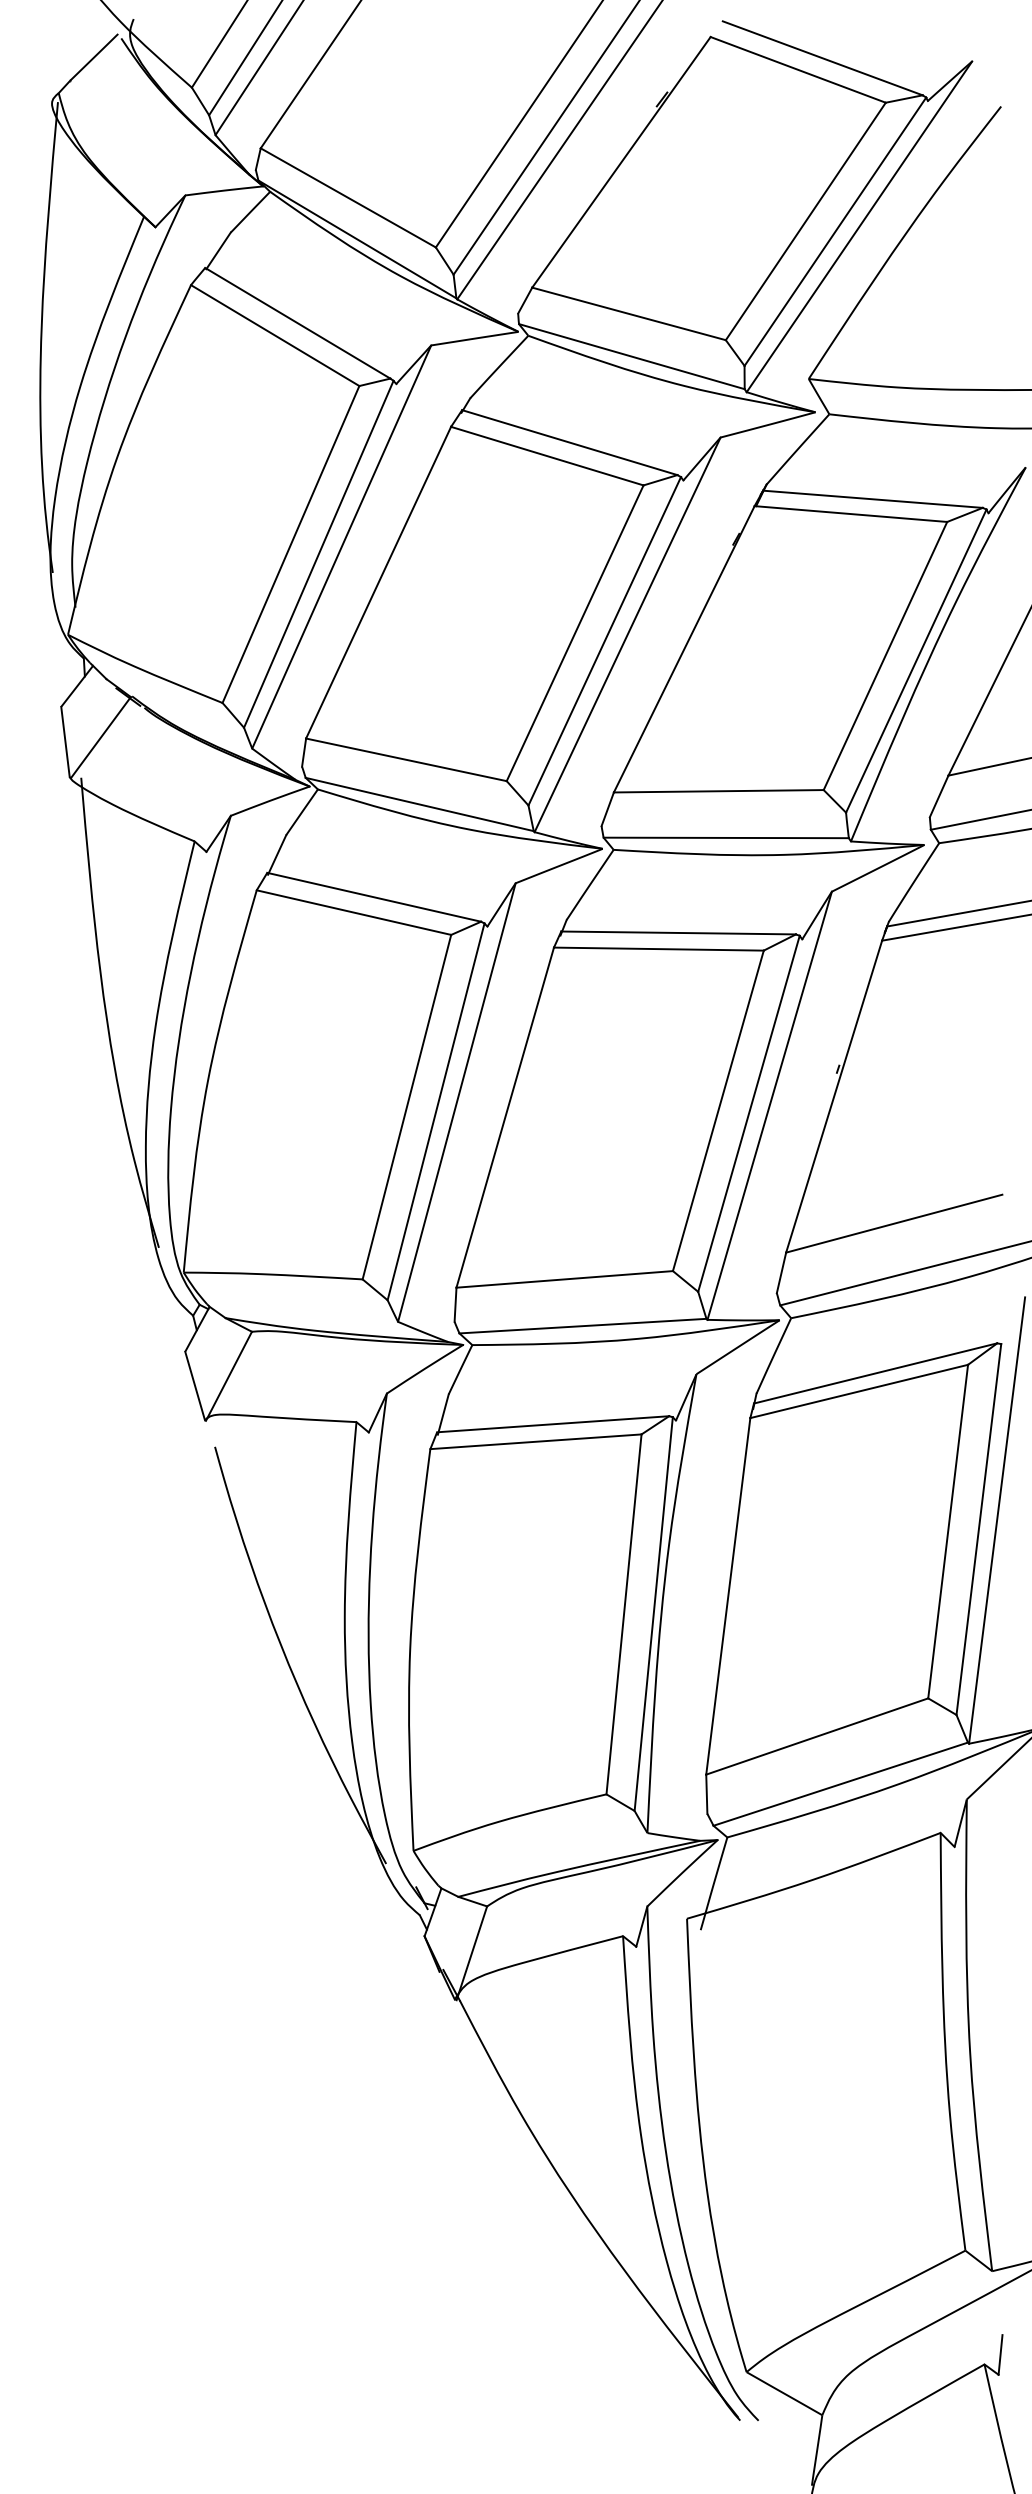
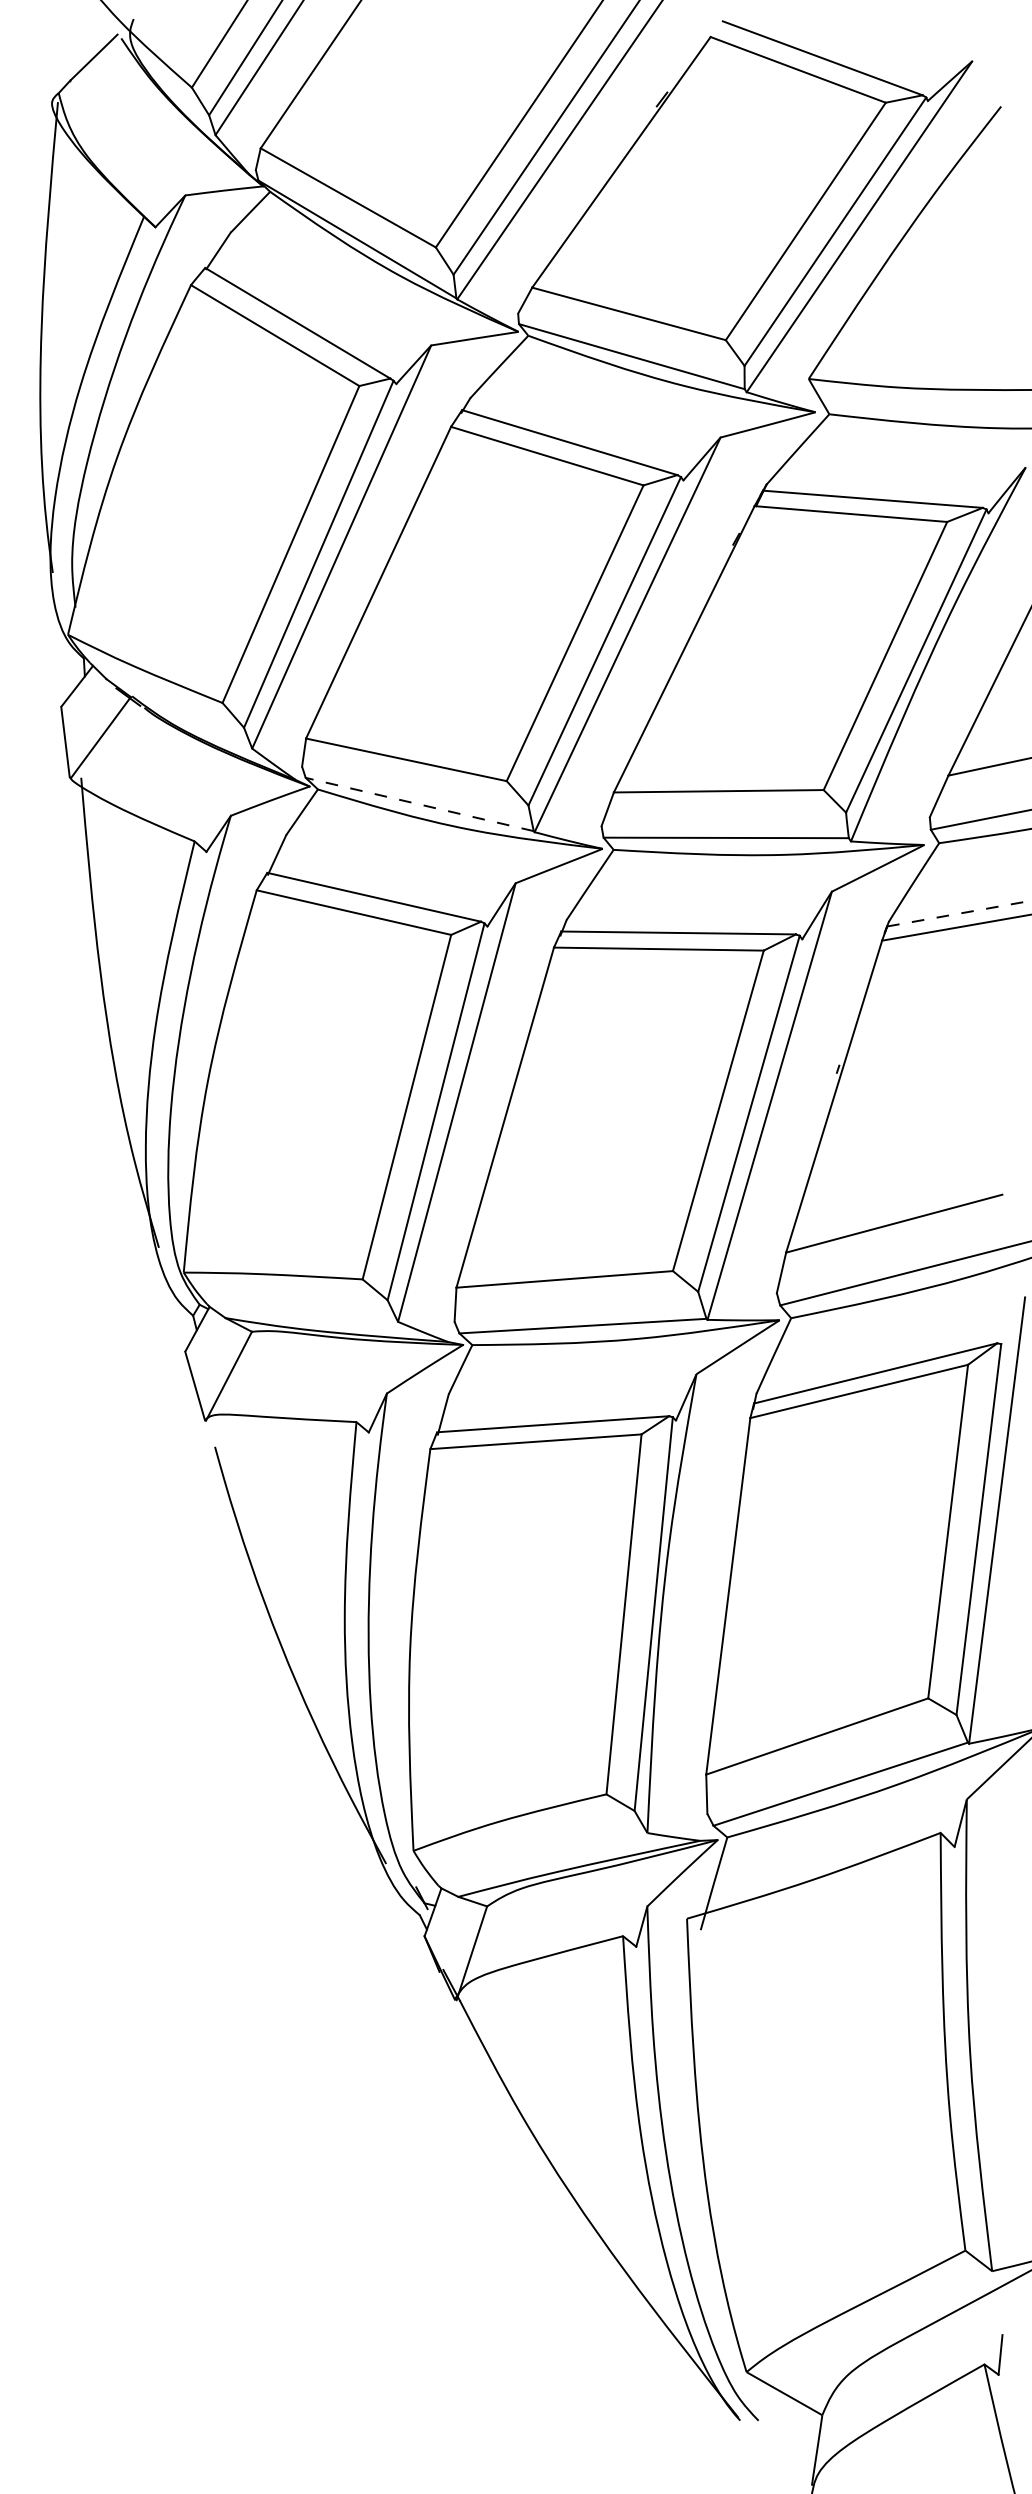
line: solid -> dashed (419, 804)
line: solid -> dashed (959, 913)
